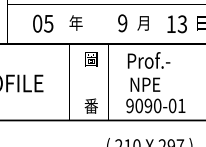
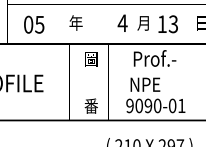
text position: (43, 23) -> (34, 24) (34, 24)
text: 9 -> 4 (122, 23)
text position: (176, 24) -> (167, 24) (167, 24)
text position: (148, 60) -> (154, 58) (154, 58)
